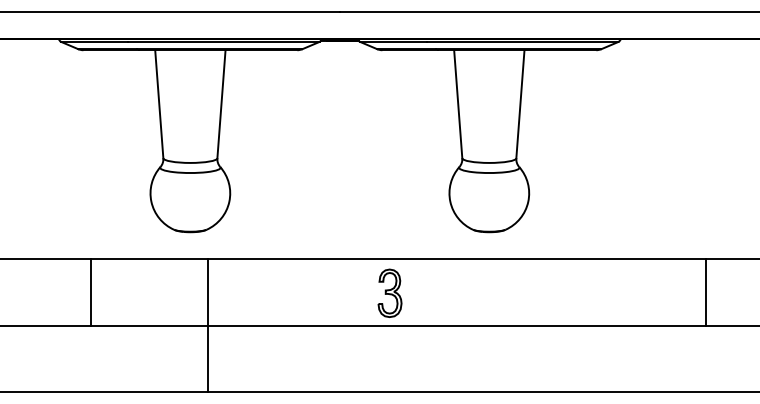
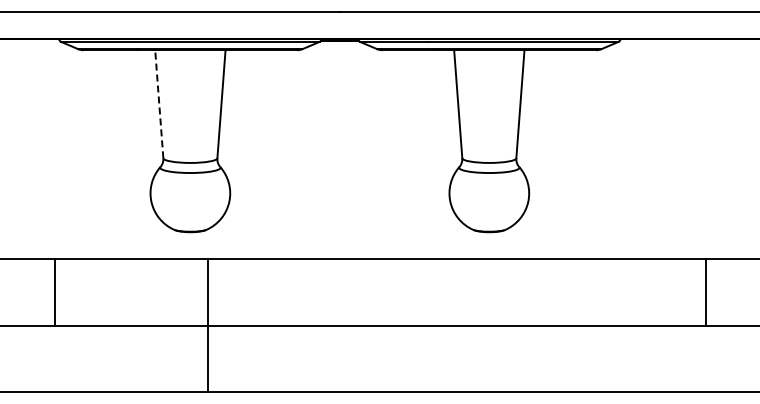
line: solid -> dashed (159, 103)
line position: (91, 292) -> (55, 292) (55, 292)
part: present -> none (389, 292)
